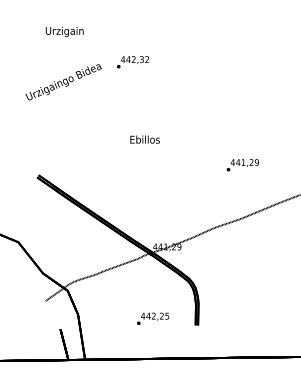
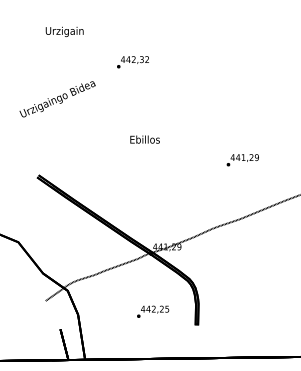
text position: (63, 82) -> (57, 99) (57, 99)
text position: (242, 165) -> (242, 160) (242, 160)
text position: (153, 318) -> (153, 311) (153, 311)
